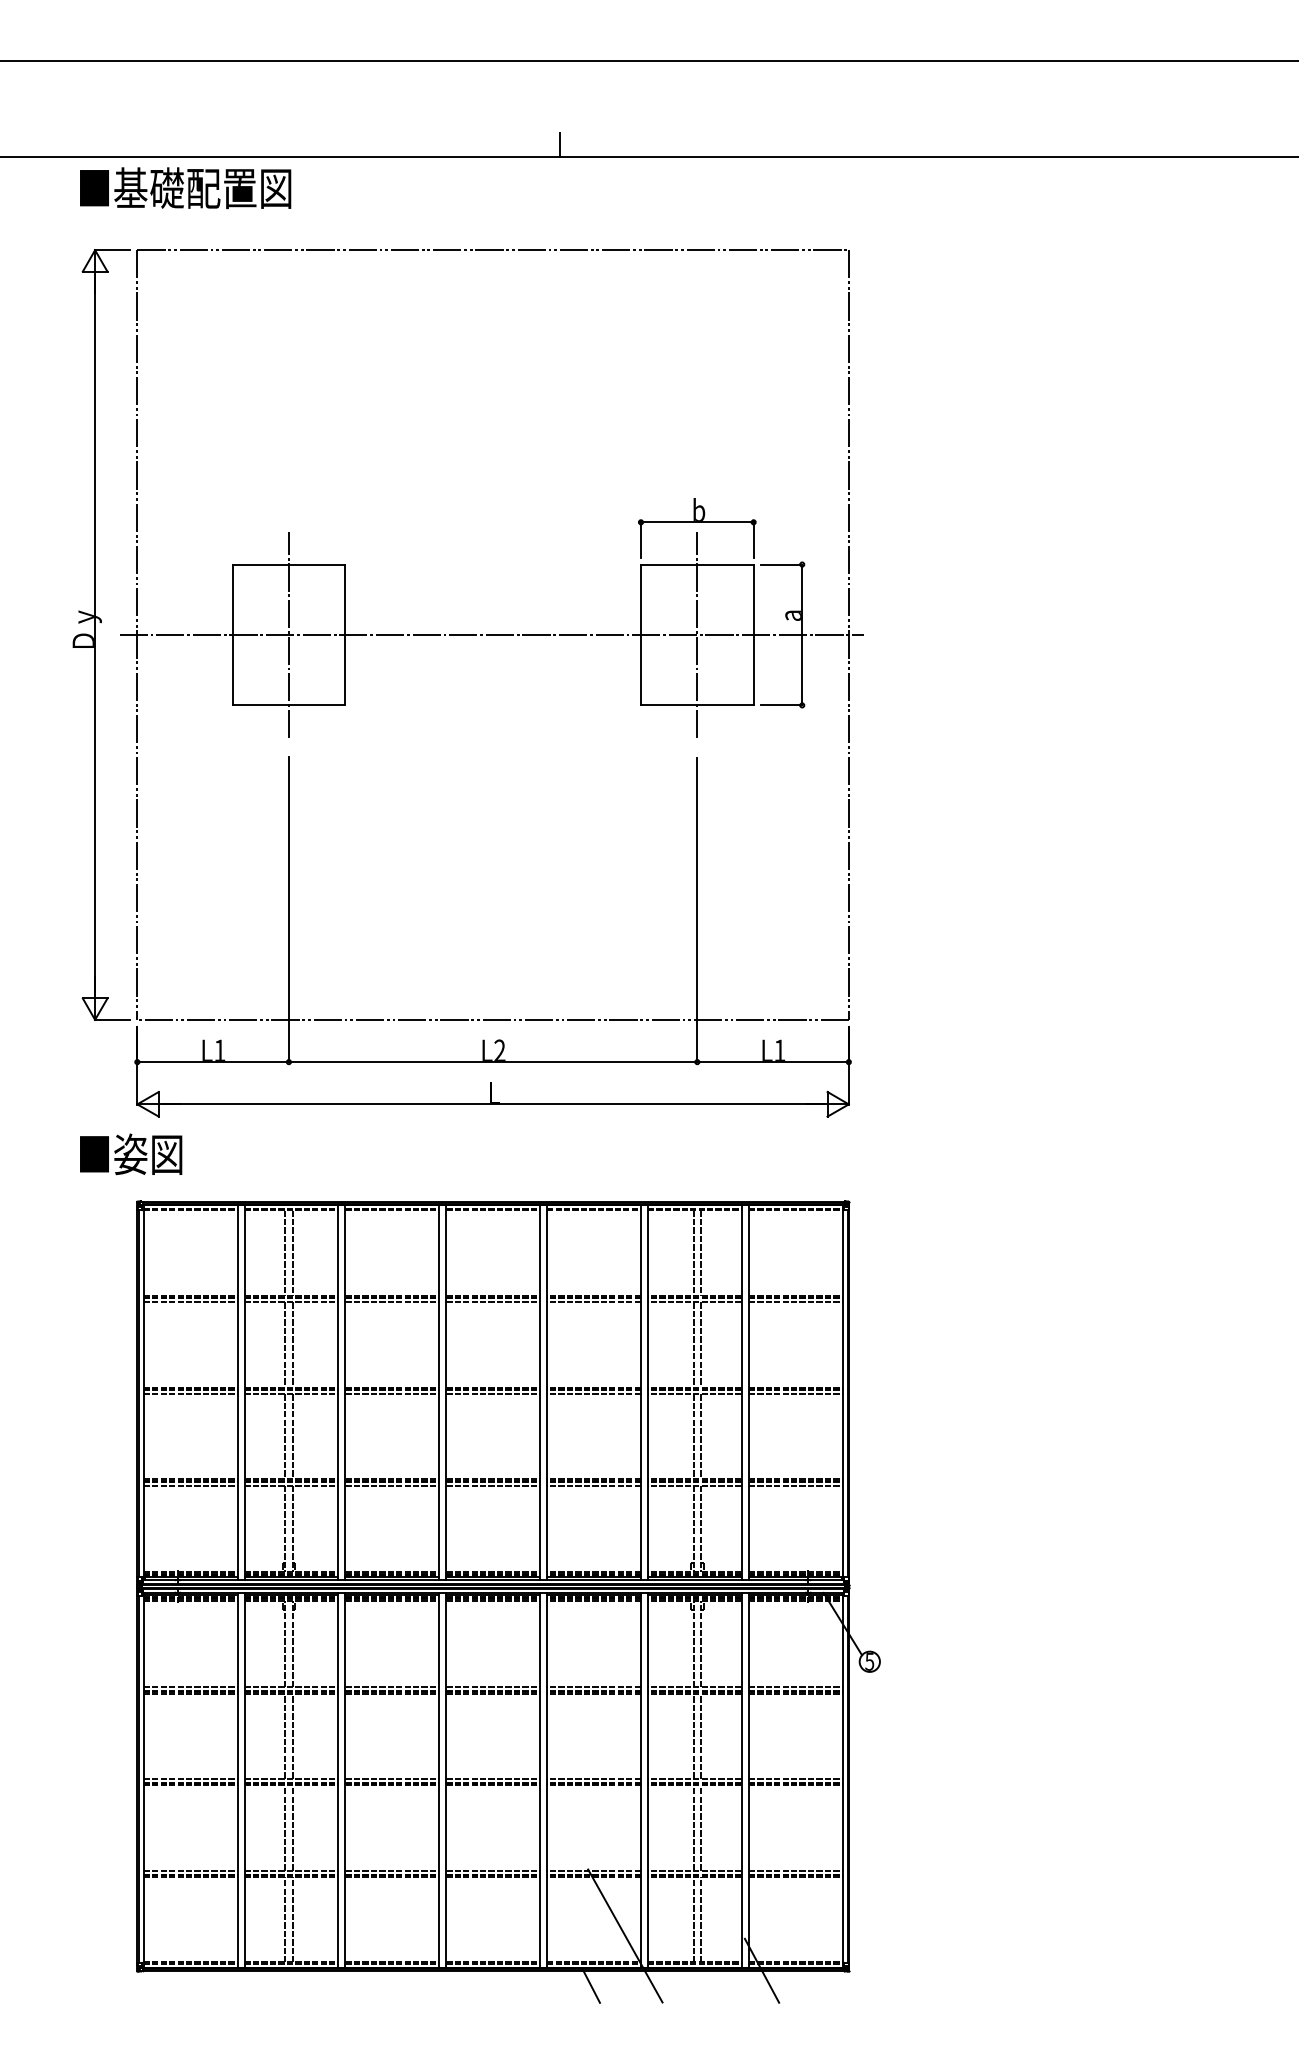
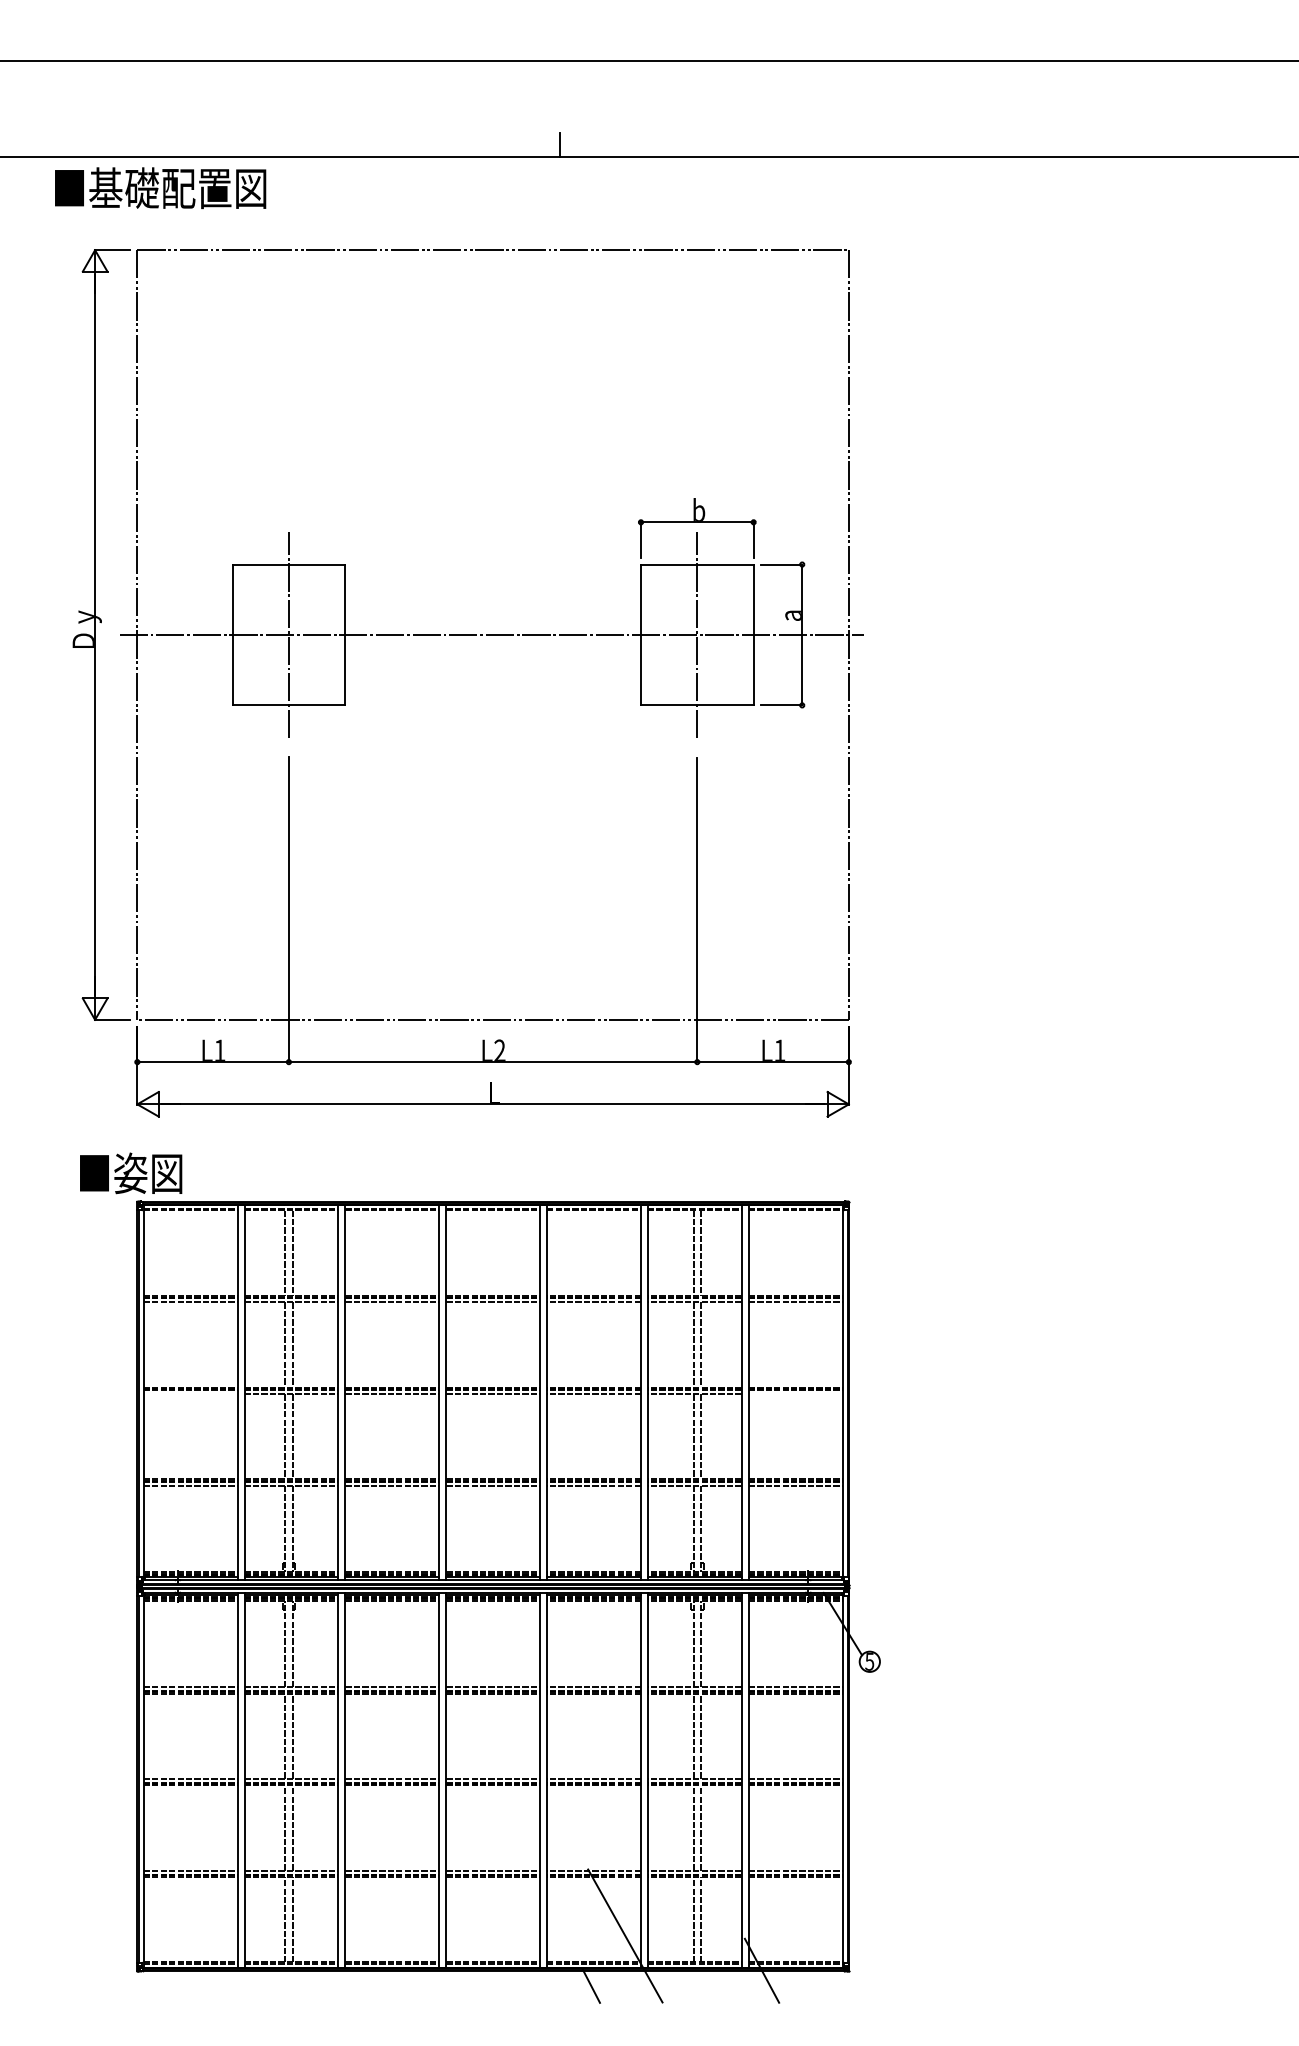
text position: (185, 188) -> (160, 188) (160, 188)
text position: (131, 1154) -> (131, 1173) (131, 1173)
line: present -> none (190, 1394)
line: present -> none (795, 1394)
